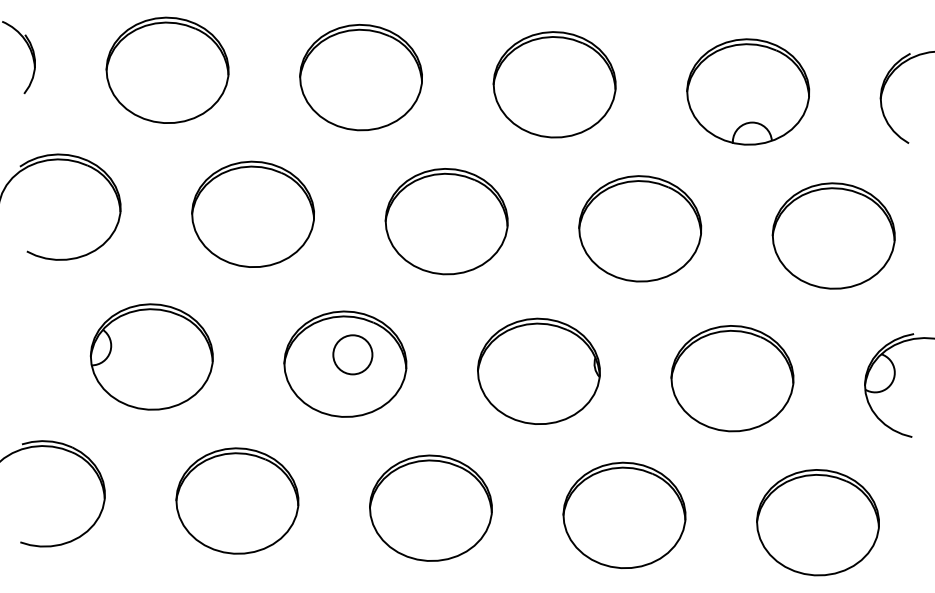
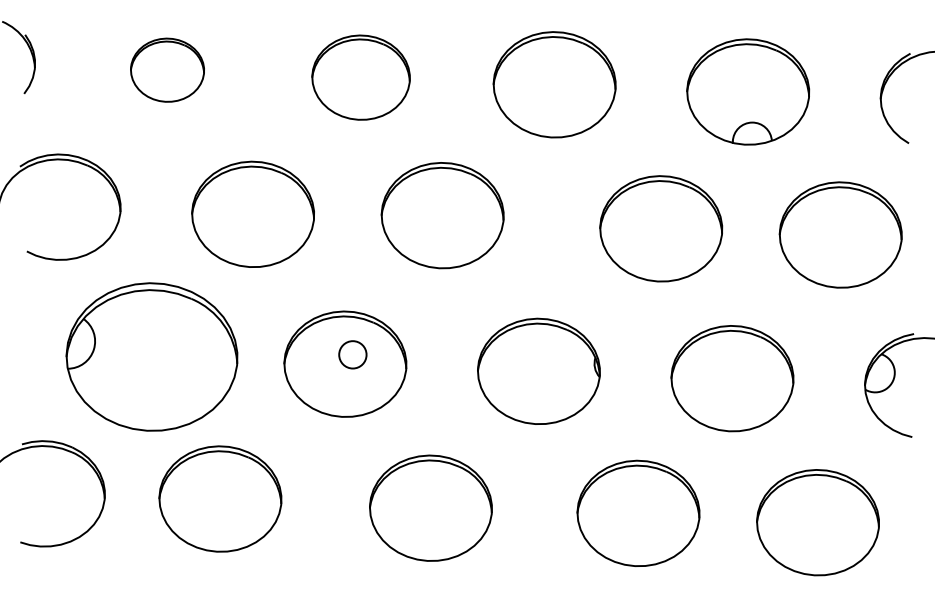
part size: 125x108 px -> 75x66 px (167, 69)
part size: 124x108 px -> 100x87 px (360, 77)
part position: (446, 221) -> (442, 215) (442, 215)
part position: (640, 228) -> (661, 228) (661, 228)
part position: (833, 235) -> (840, 234) (840, 234)
circle diameter: 39 px -> 27 px (352, 354)
part size: 125x108 px -> 174x150 px (151, 356)
part position: (237, 500) -> (220, 498) (220, 498)
part position: (624, 514) -> (638, 512) (638, 512)
